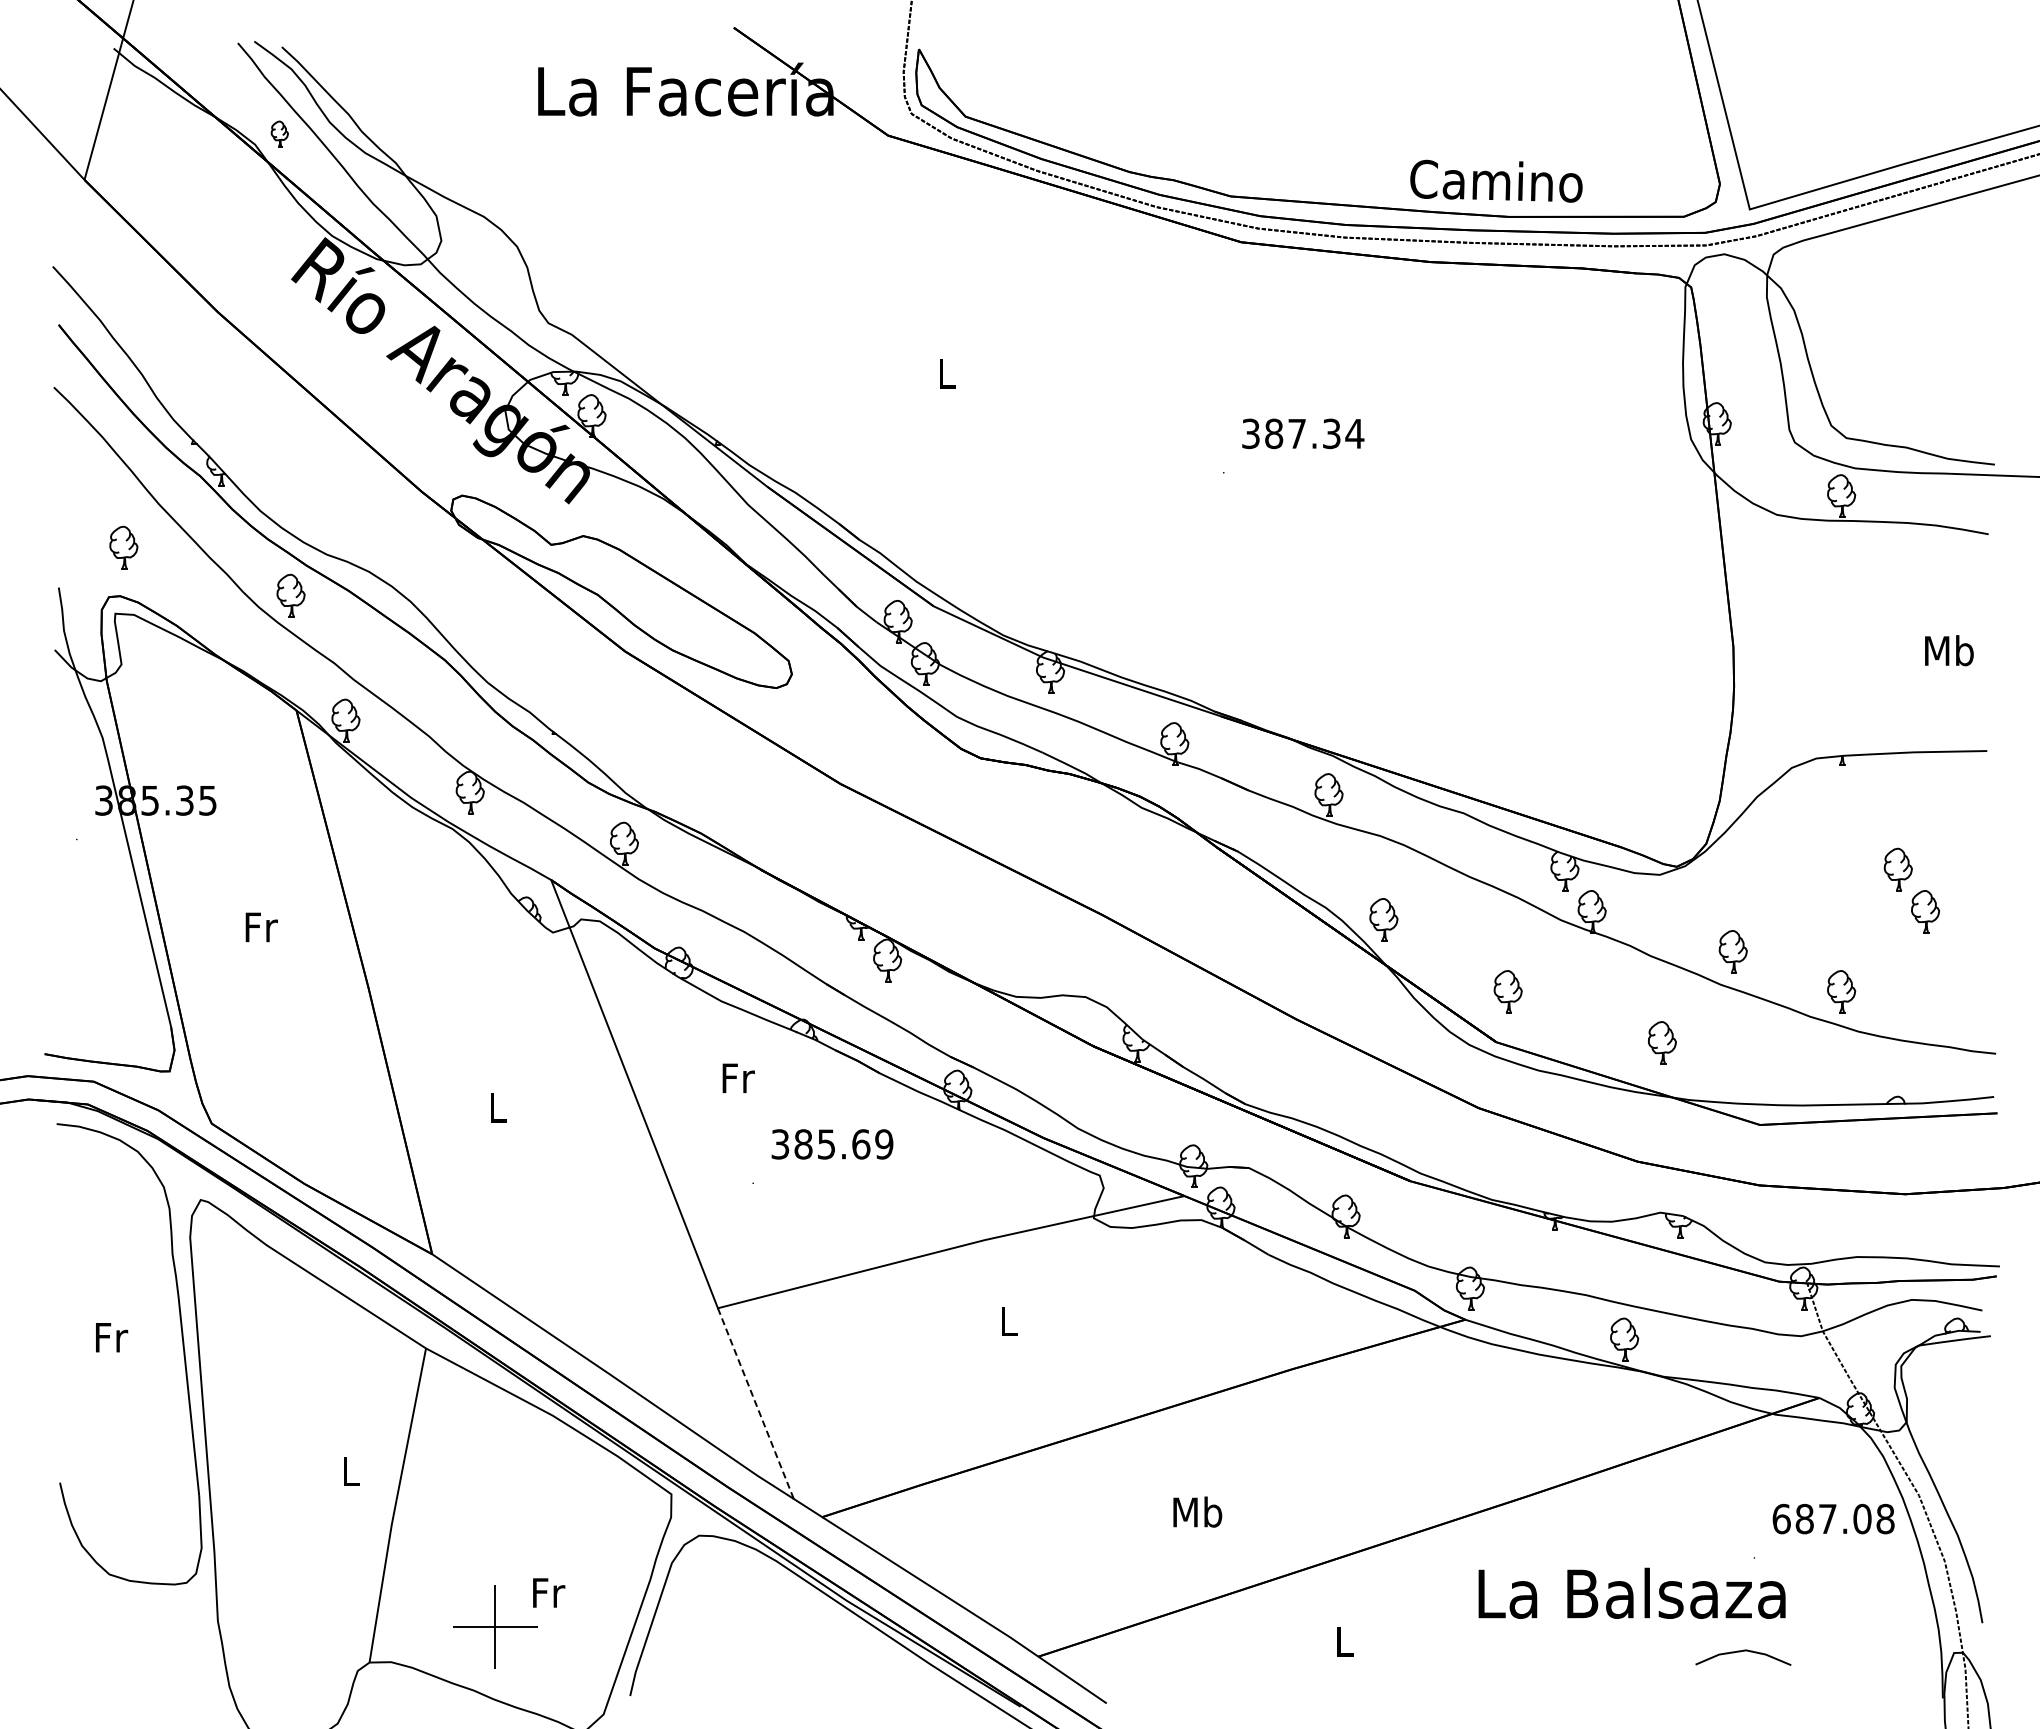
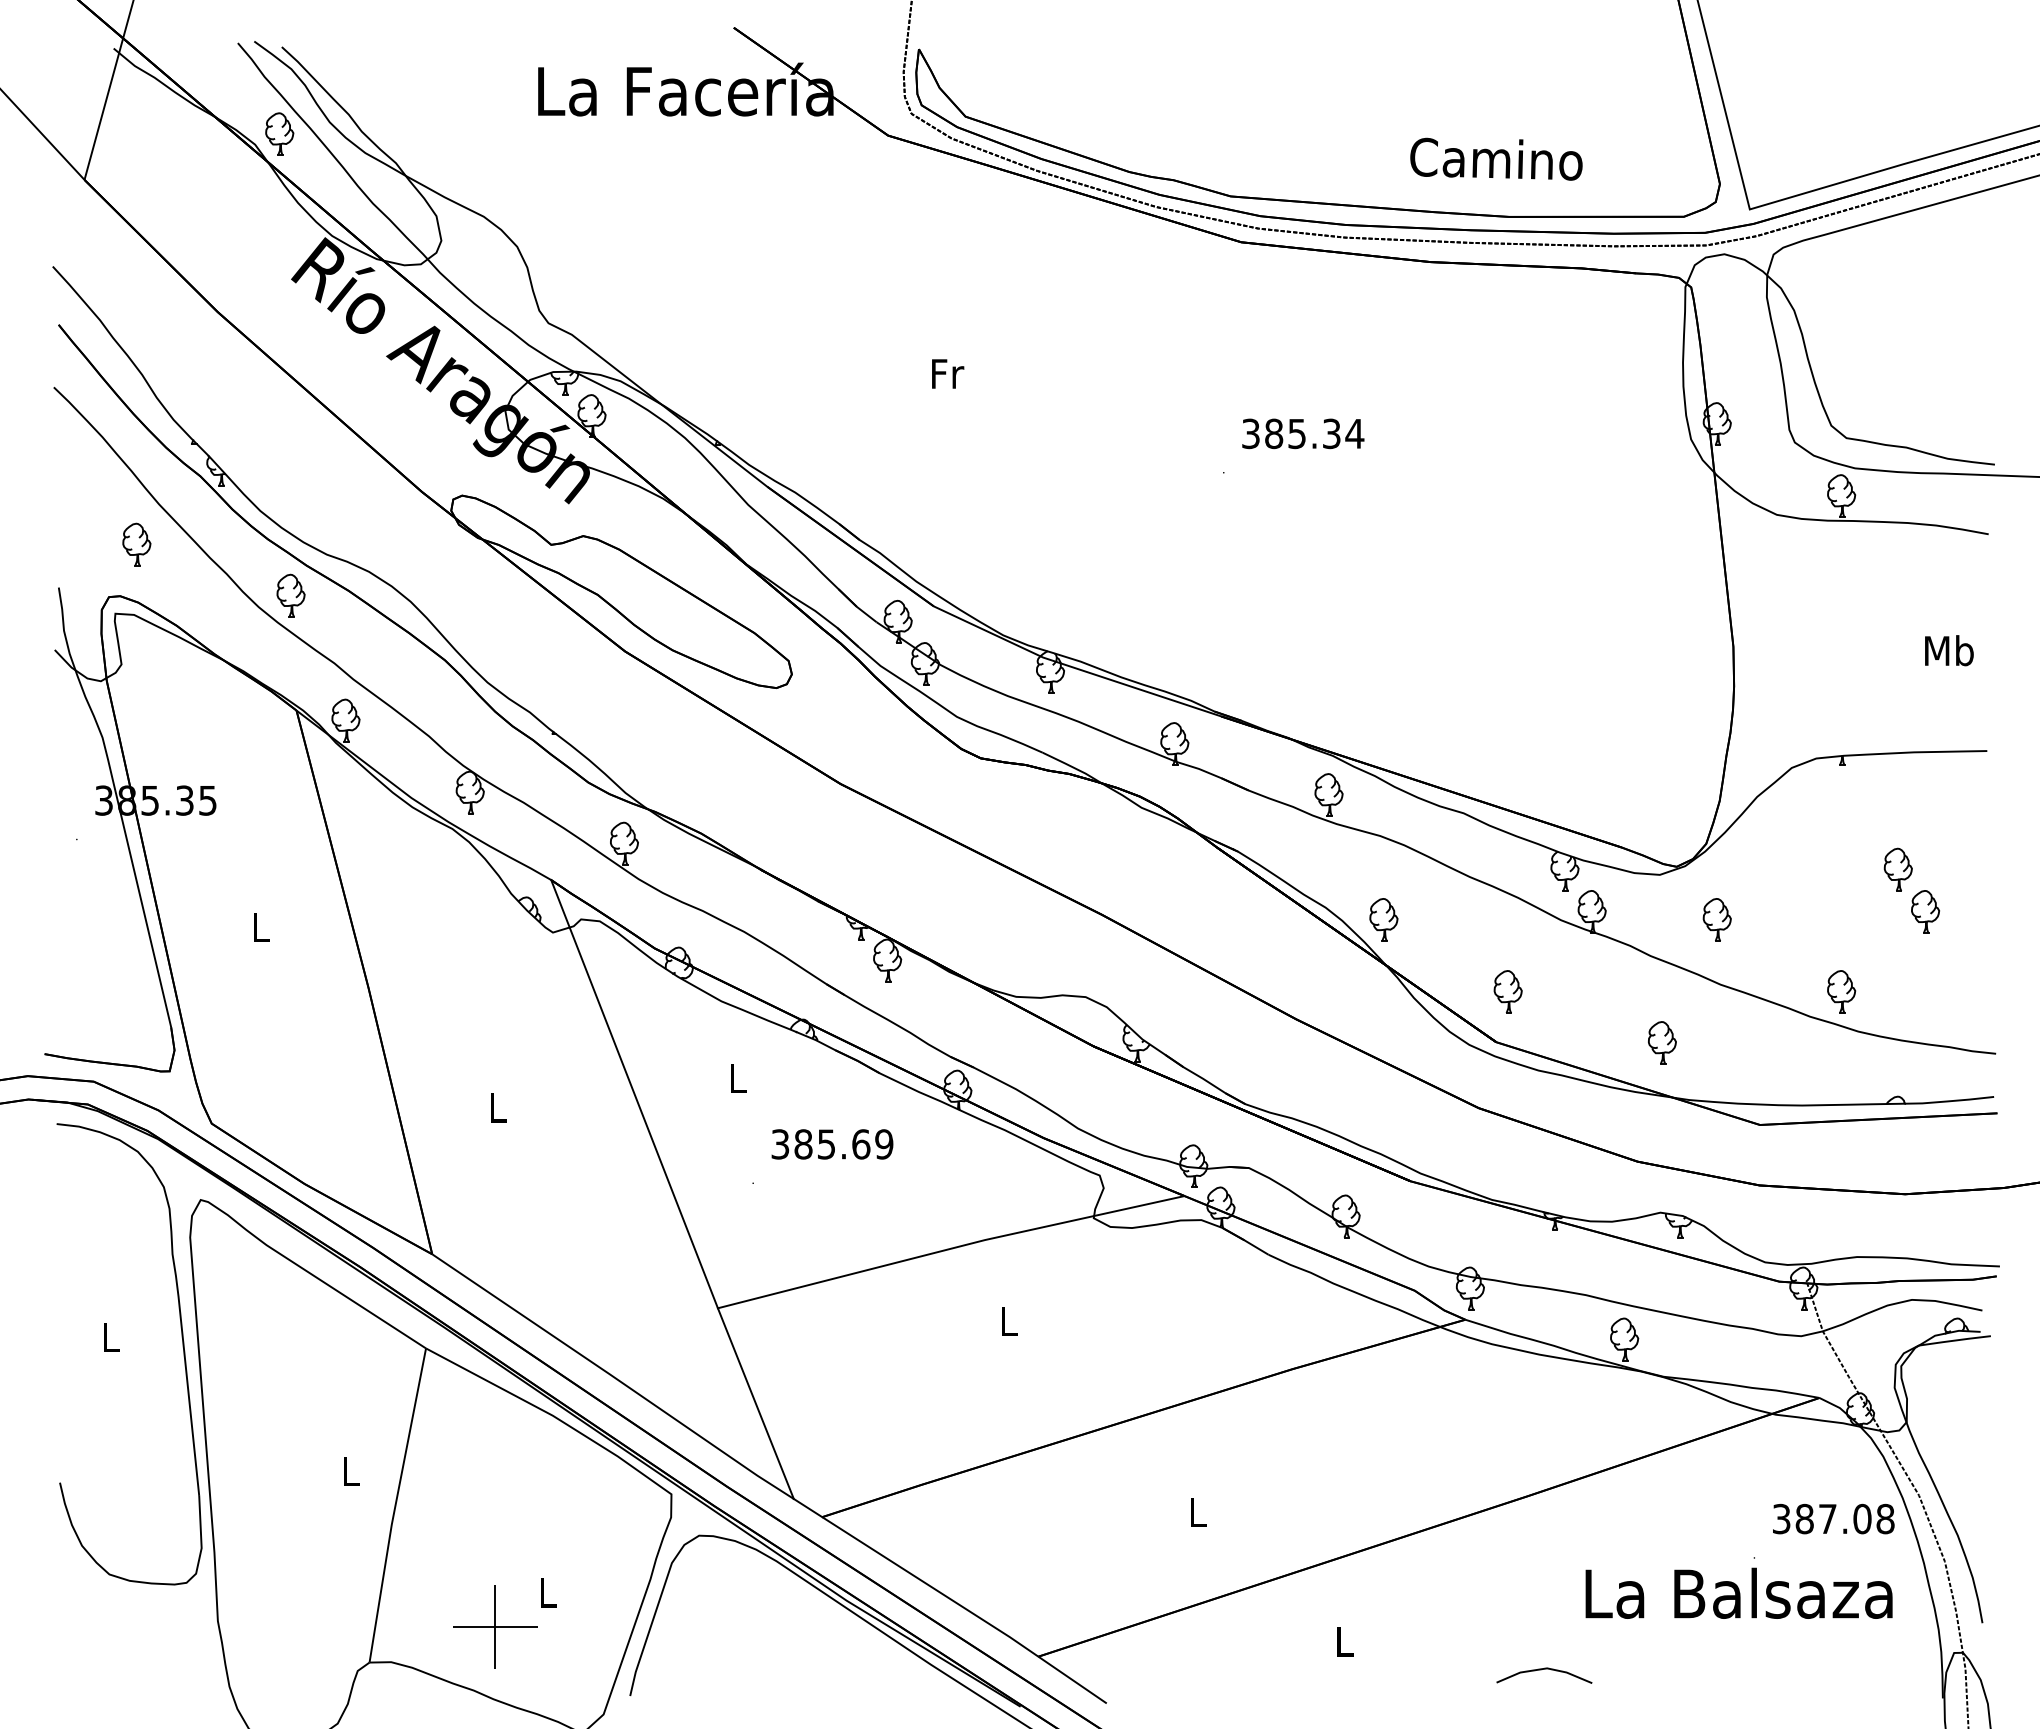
part size: 19x28 px -> 30x44 px (279, 133)
text position: (1496, 180) -> (1496, 158) (1496, 158)
text: L -> Fr (948, 373)
text: 387.34 -> 385.34 (1296, 434)
part position: (123, 547) -> (136, 544) (136, 544)
text: Fr -> L (261, 927)
part position: (1732, 951) -> (1716, 919) (1716, 919)
text: Fr -> L (738, 1078)
text: Fr -> L (112, 1337)
line: dashed -> solid (755, 1403)
text: Mb -> L (1197, 1511)
text: 687.08 -> 387.08 (1781, 1518)
text: Fr -> L (549, 1592)
text position: (1631, 1592) -> (1738, 1592) (1738, 1592)
line position: (1740, 1652) -> (1541, 1670) (1541, 1670)
